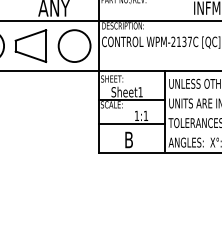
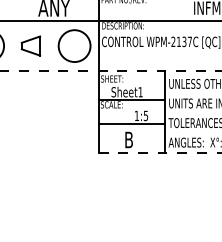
part size: 34x34 px -> 22x22 px (30, 45)
line: solid -> dashed (111, 71)
text: 1:1 -> 1:5 (145, 115)
line: solid -> dashed (160, 153)
